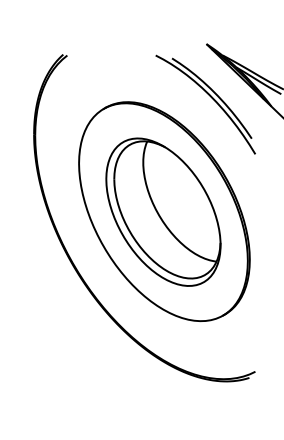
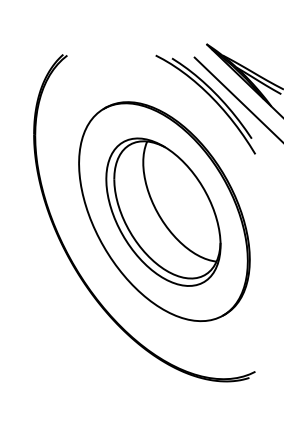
line: none -> present (237, 98)
